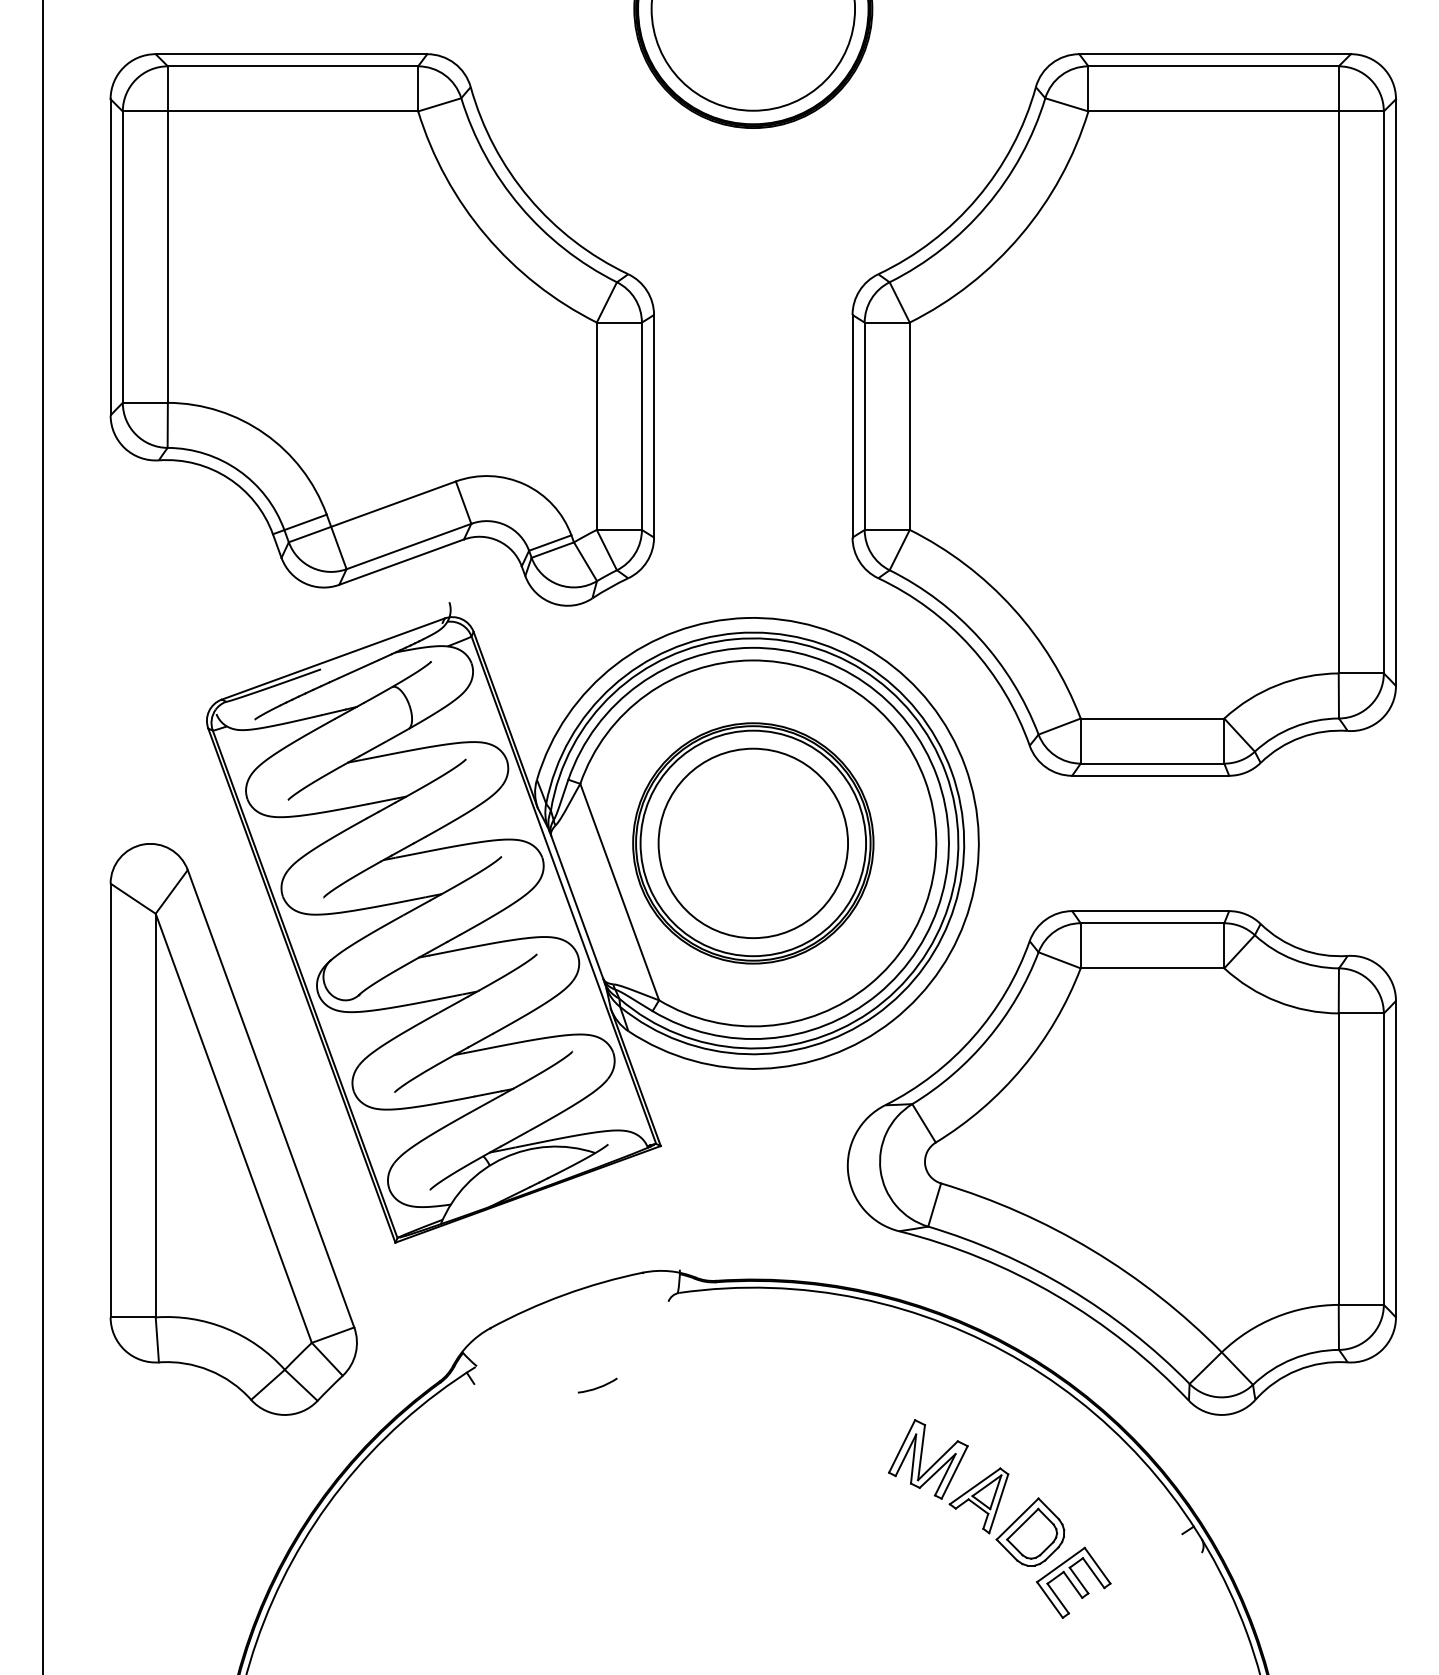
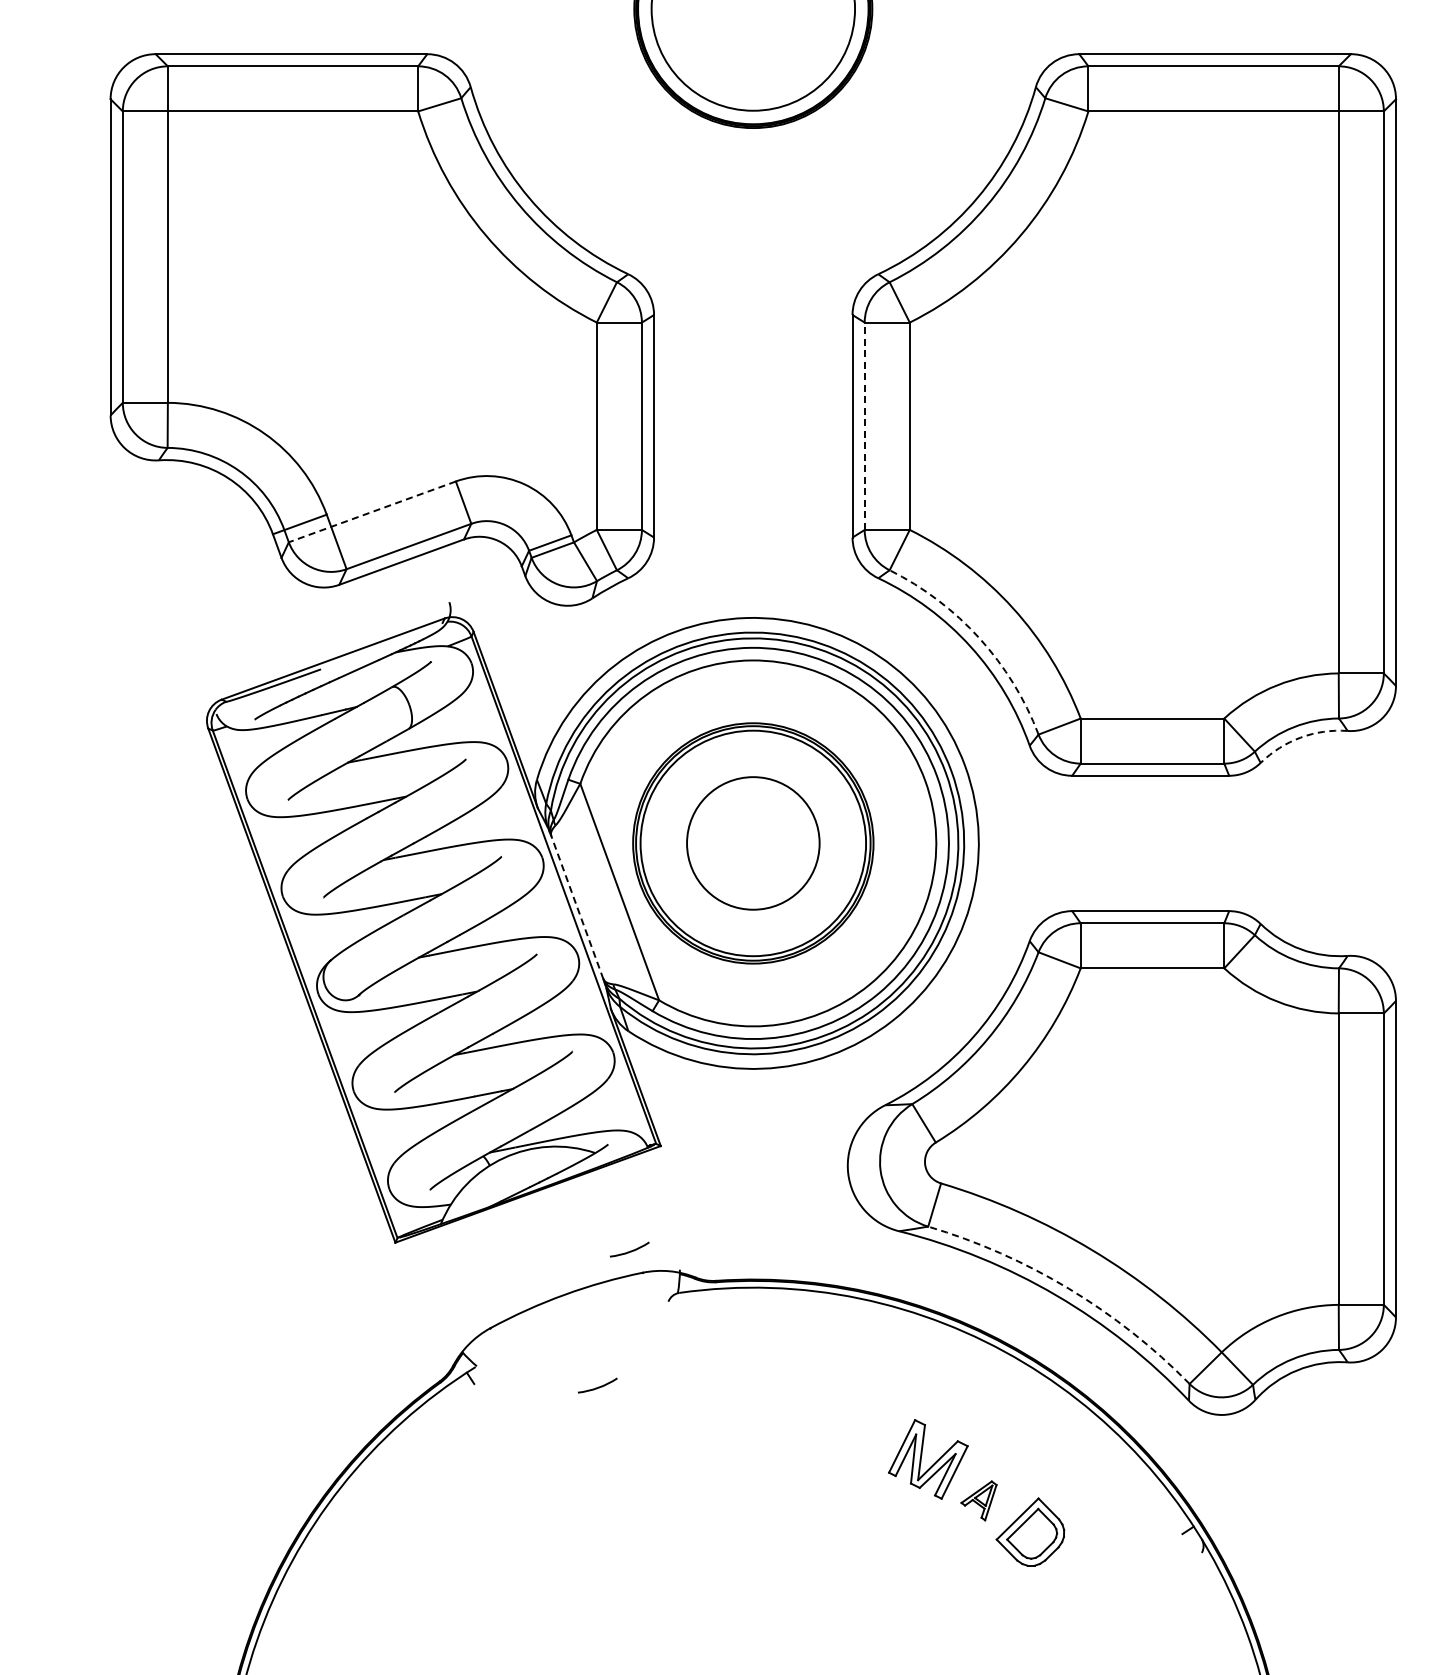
line: solid -> dashed (864, 426)
line: solid -> dashed (372, 511)
arc: solid -> dashed (979, 638)
arc: solid -> dashed (1300, 737)
line: present -> none (42, 836)
circle diameter: 189 px -> 133 px (753, 843)
line: solid -> dashed (577, 907)
part: present -> none (233, 1129)
arc: none -> present (630, 1250)
arc: solid -> dashed (1068, 1288)
part size: 62x68 px -> 38x42 px (978, 1500)
part: present -> none (1073, 1582)
